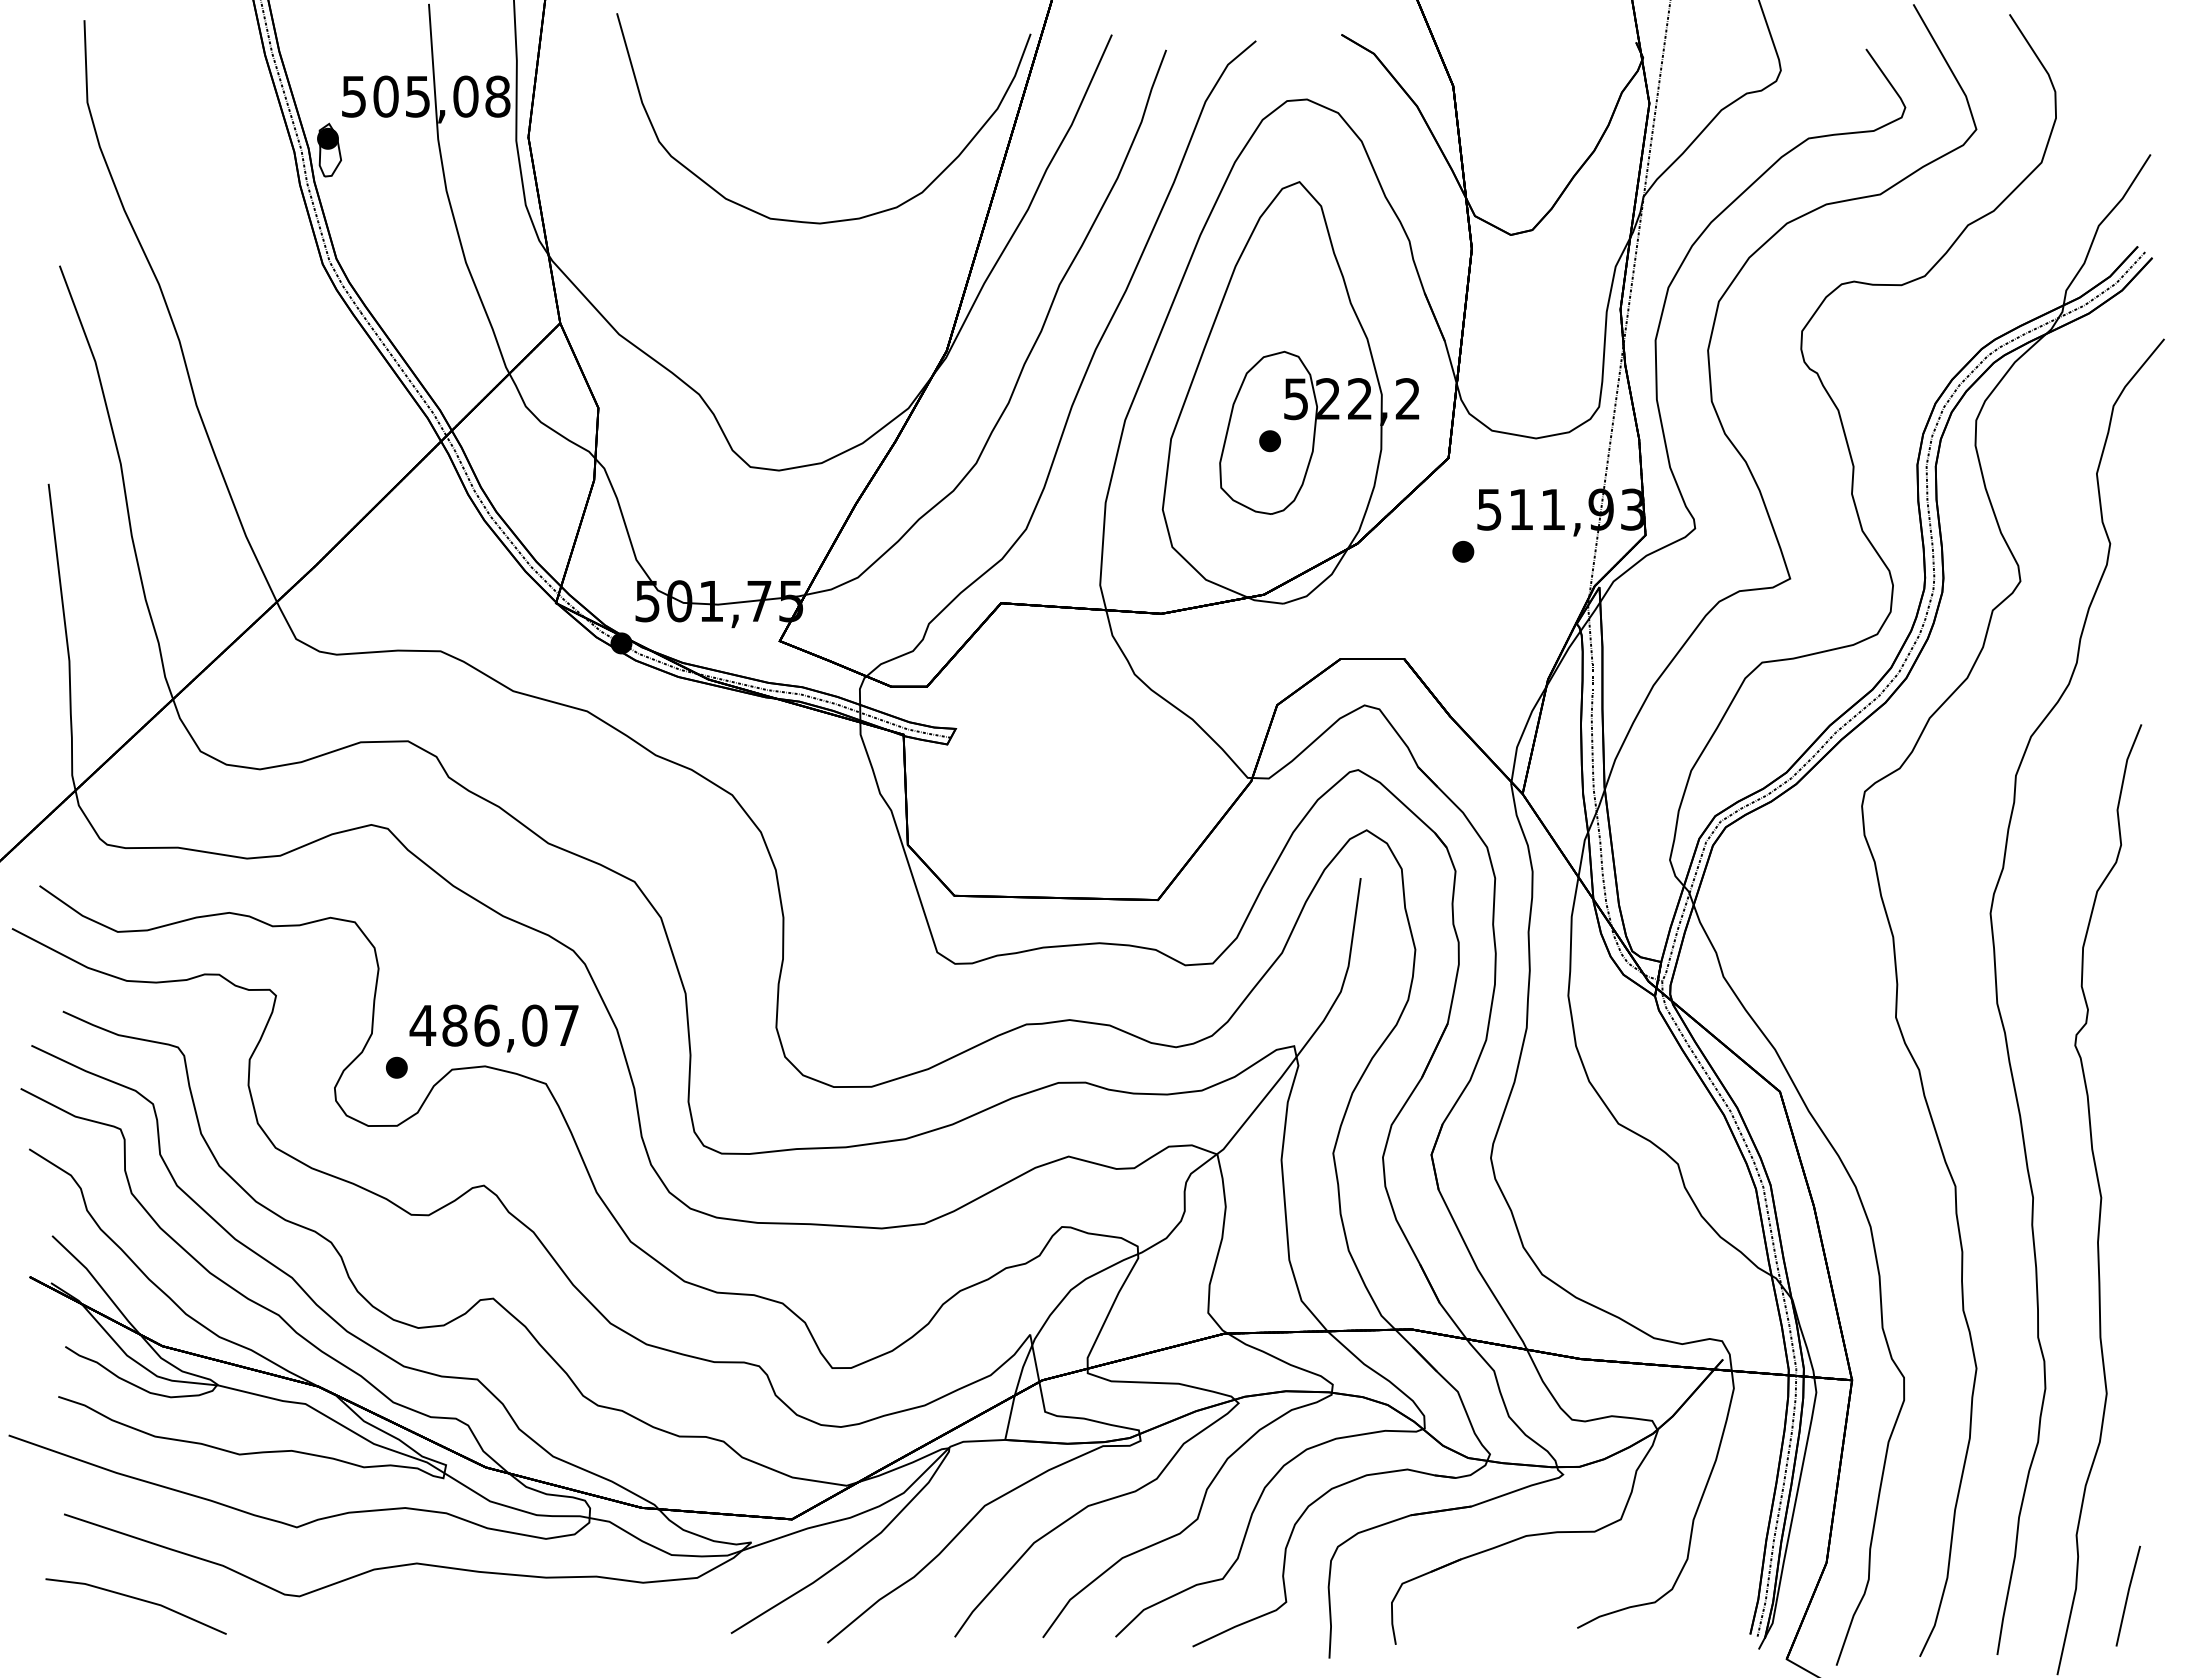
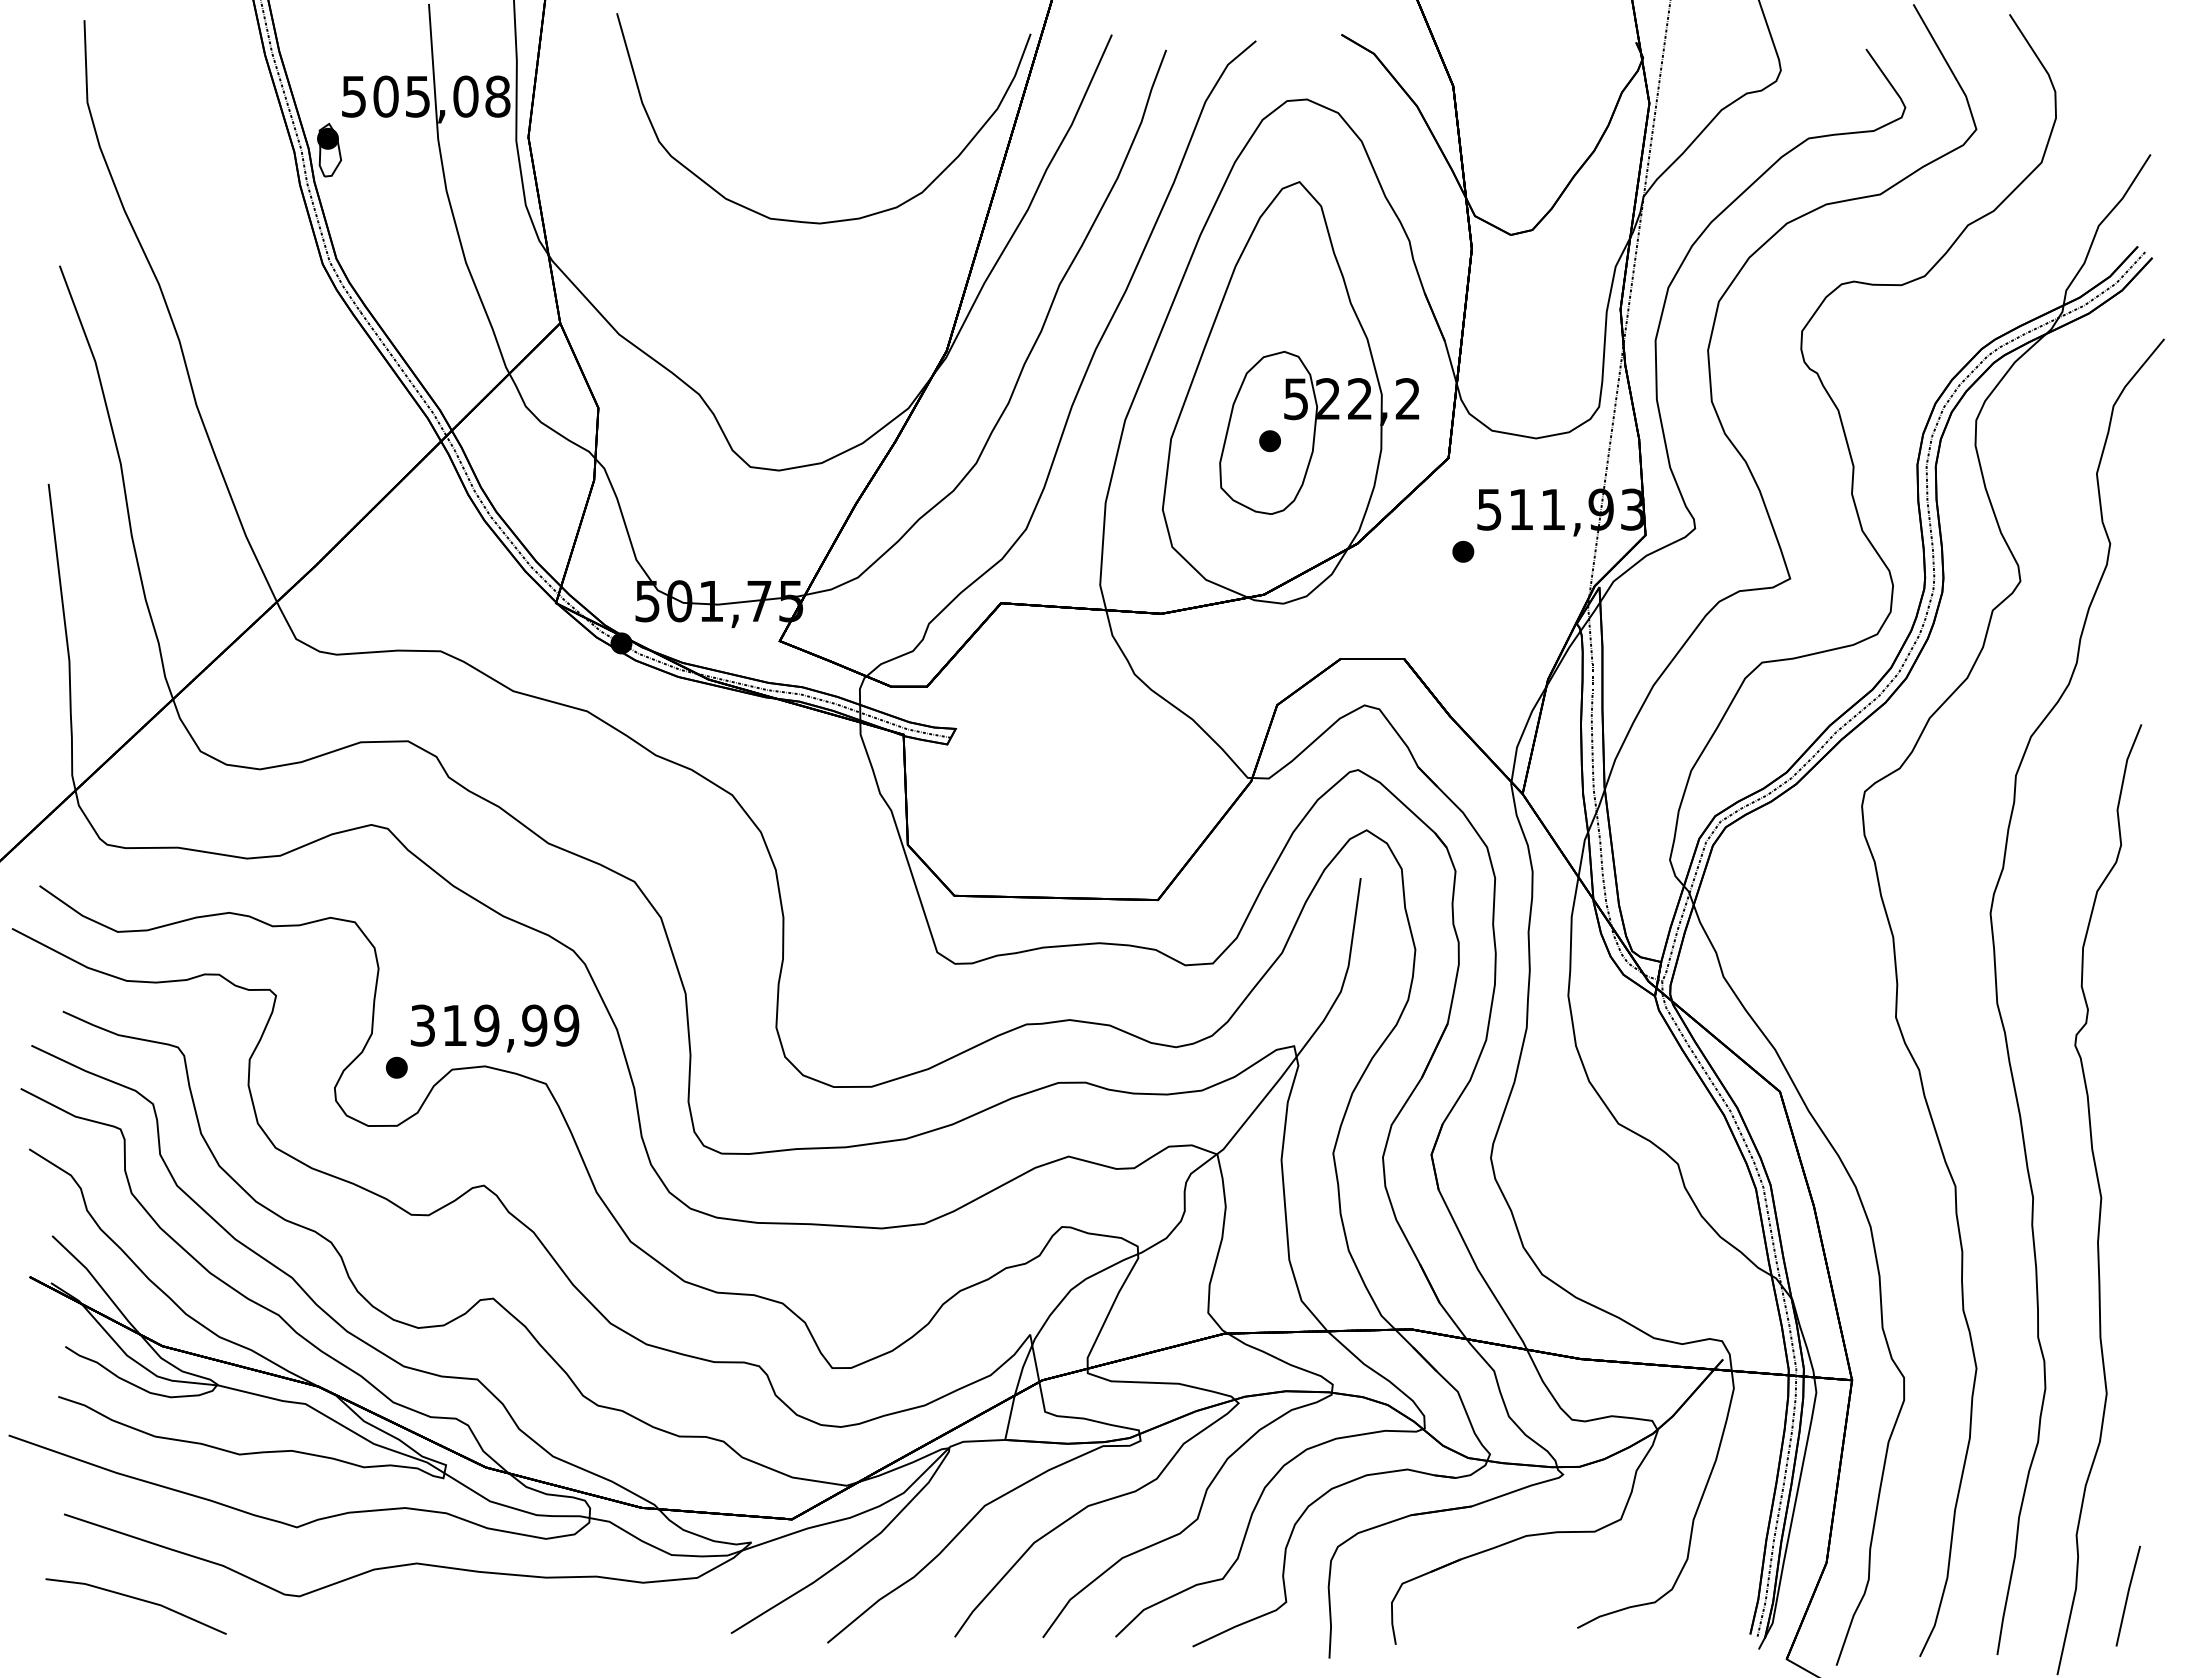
text: 486,07 -> 319,99 (494, 1025)
